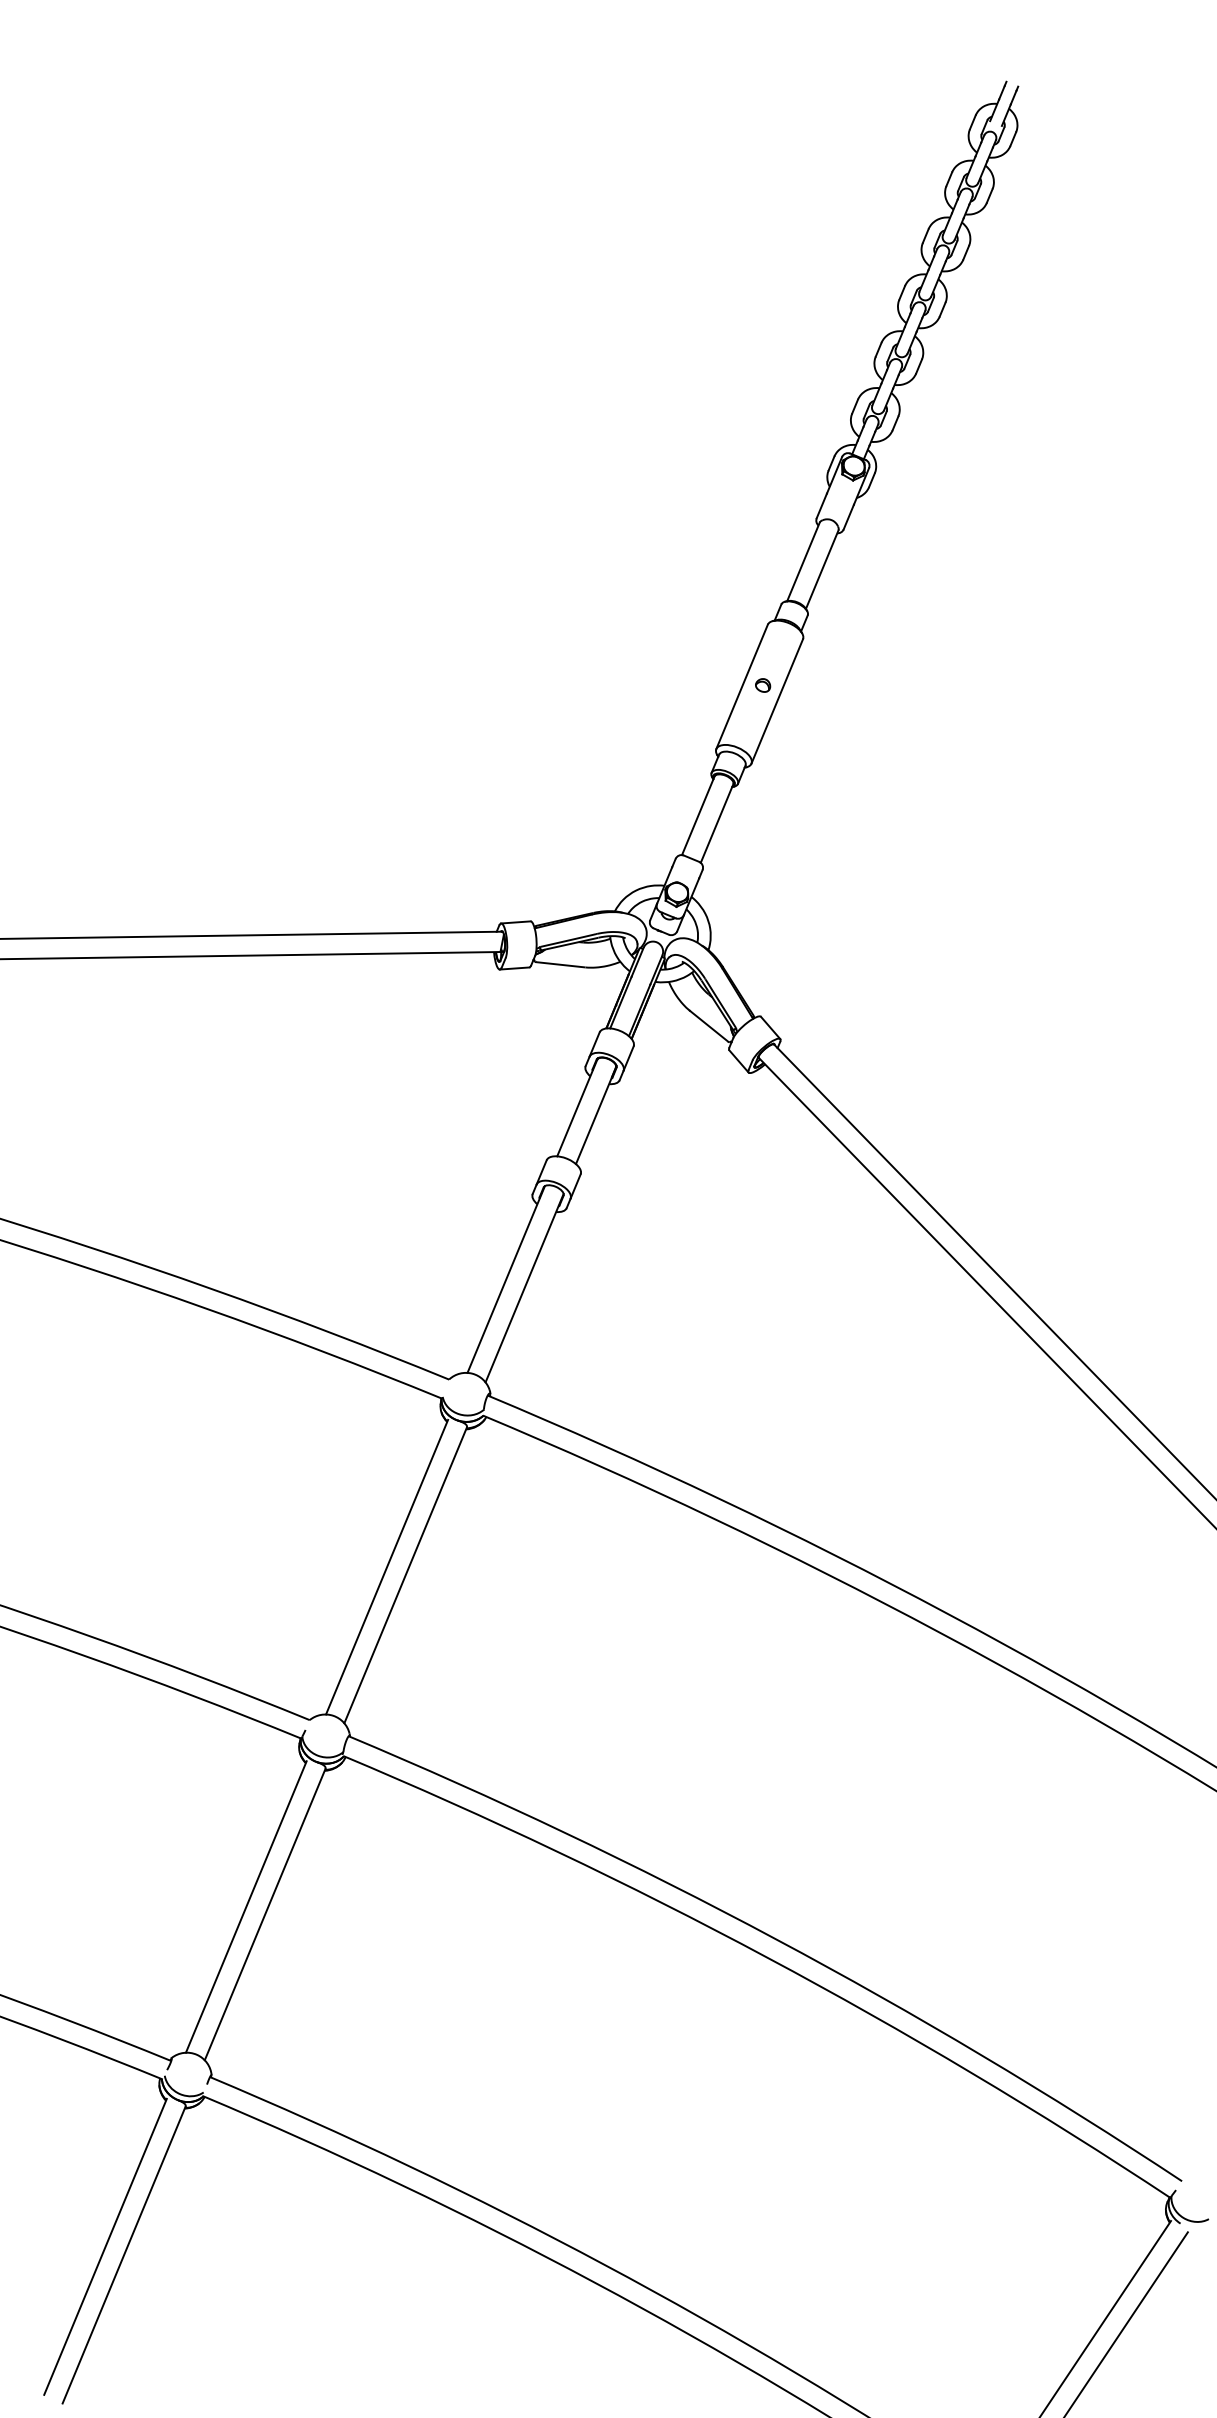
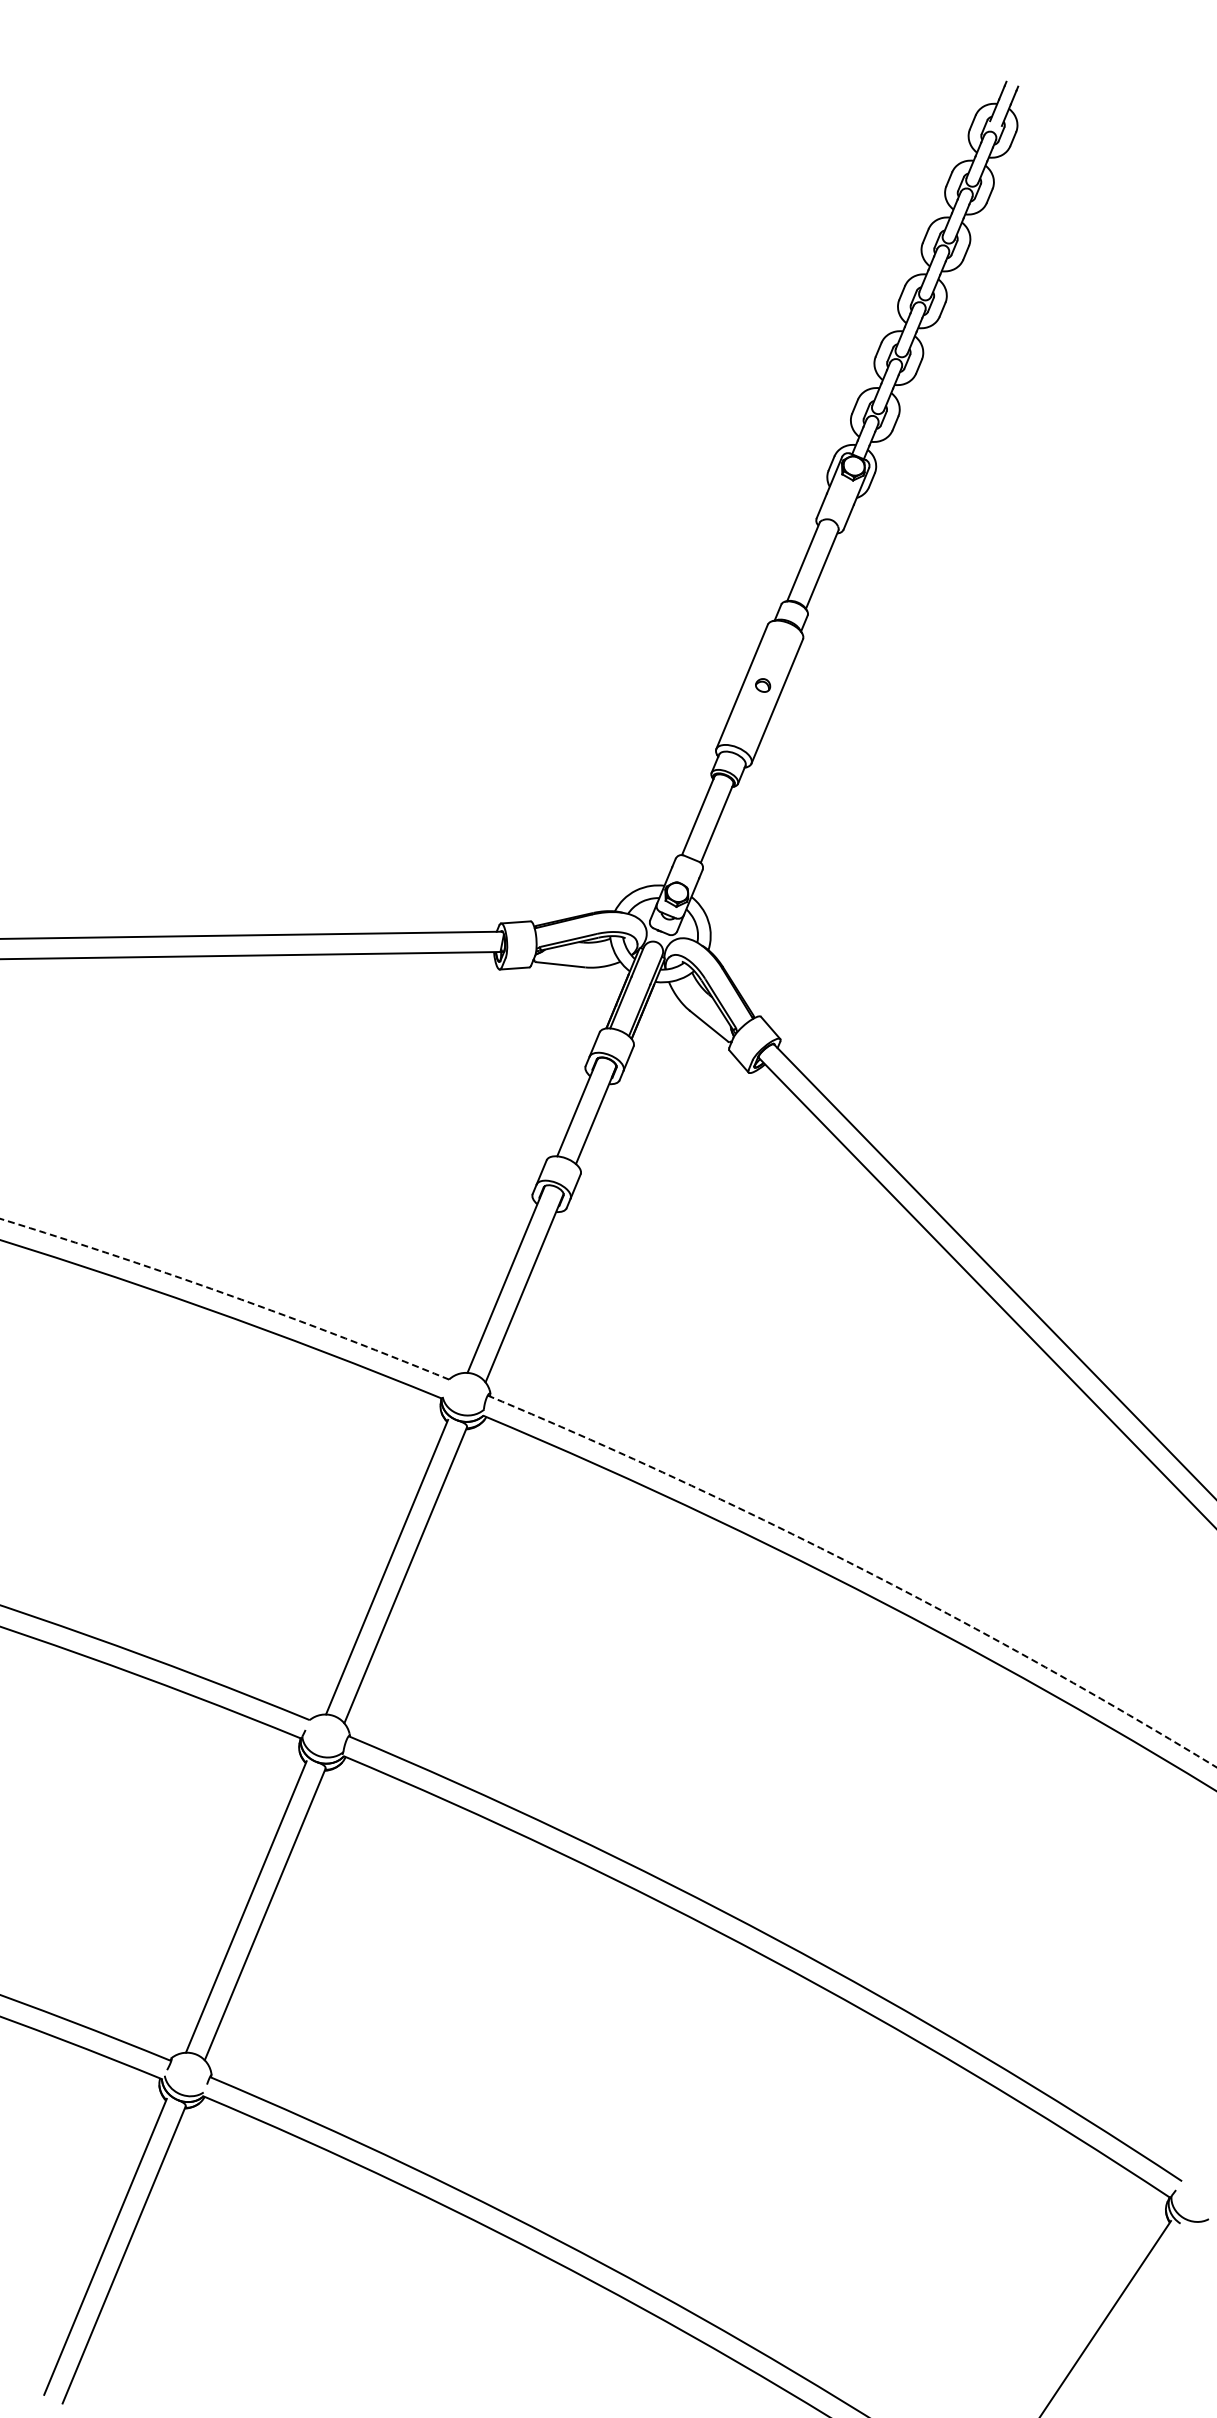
arc: solid -> dashed (226, 1294)
arc: solid -> dashed (858, 1567)
line: present -> none (1126, 2323)
